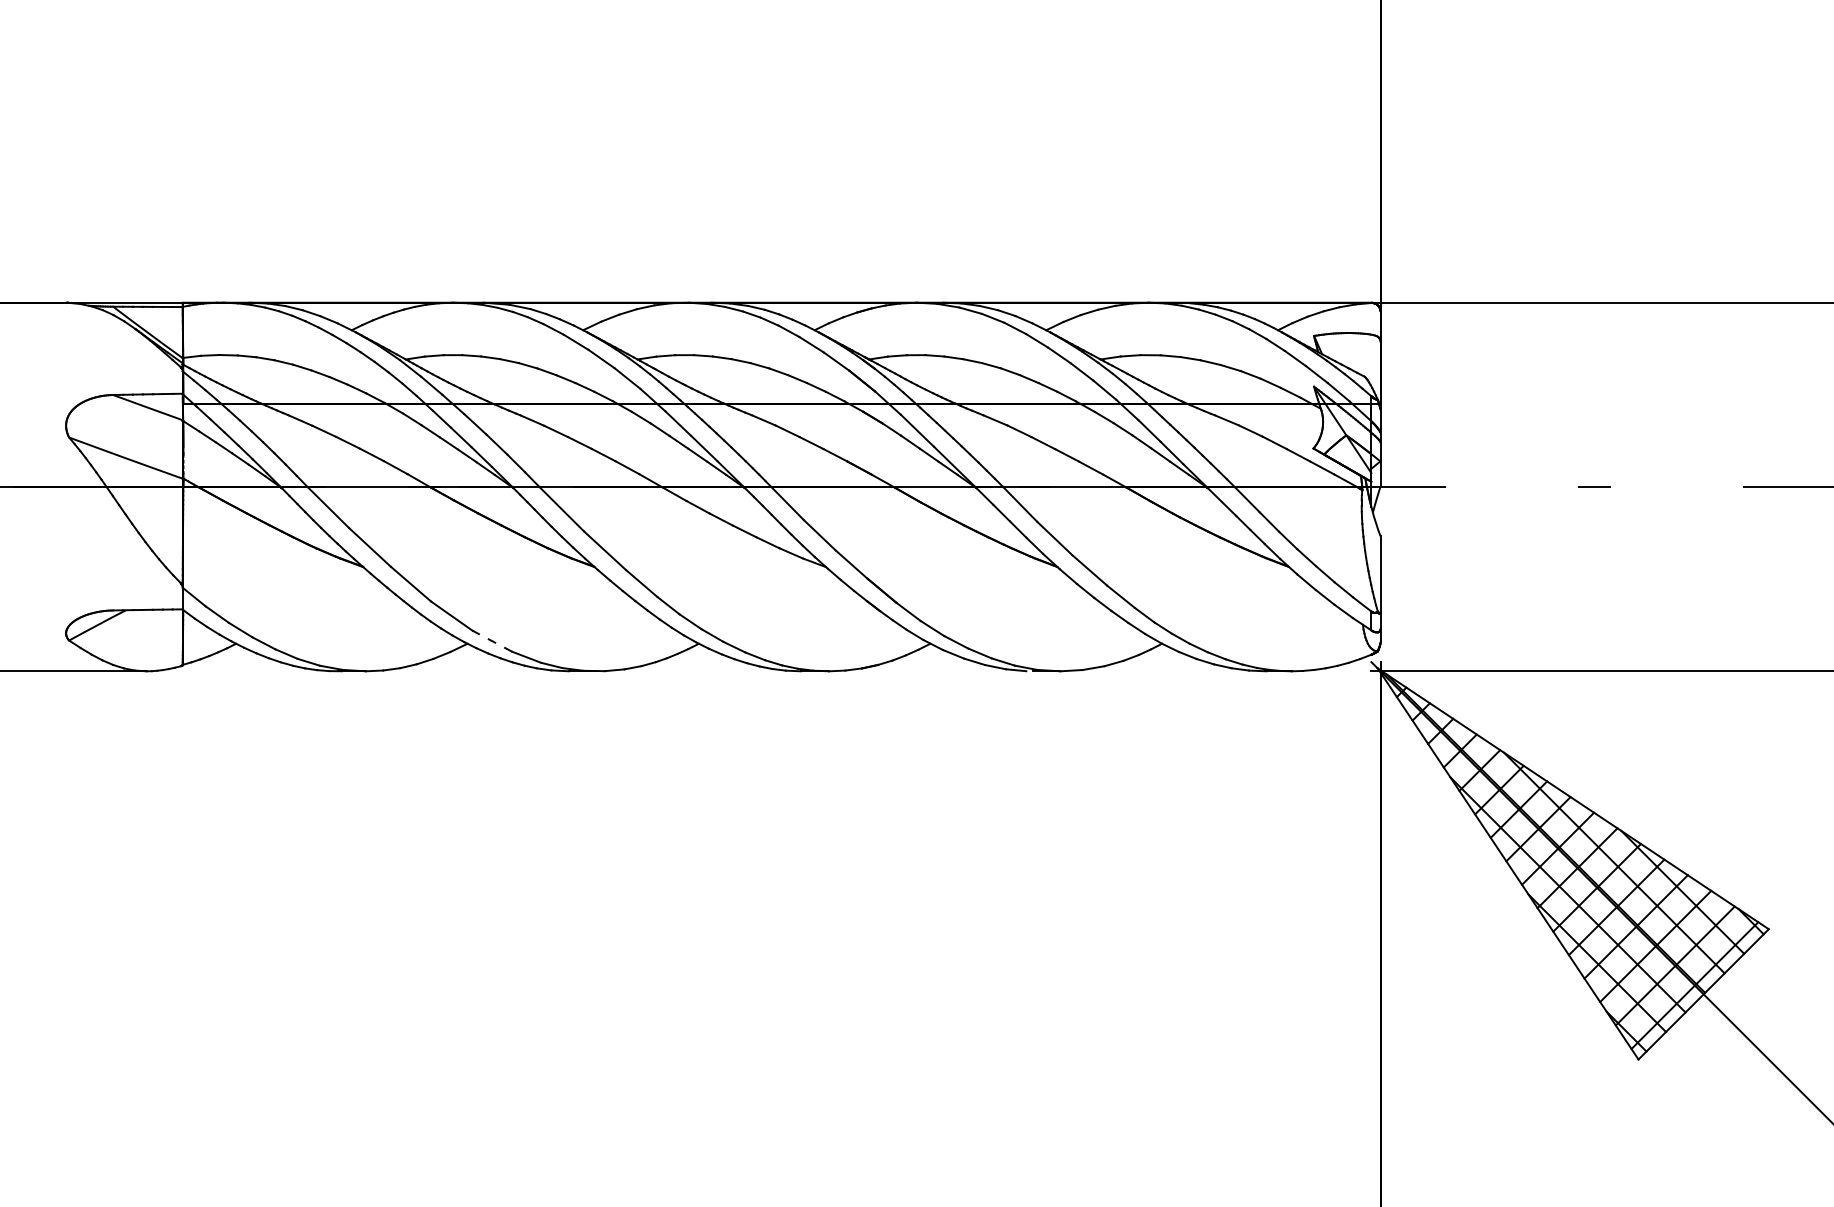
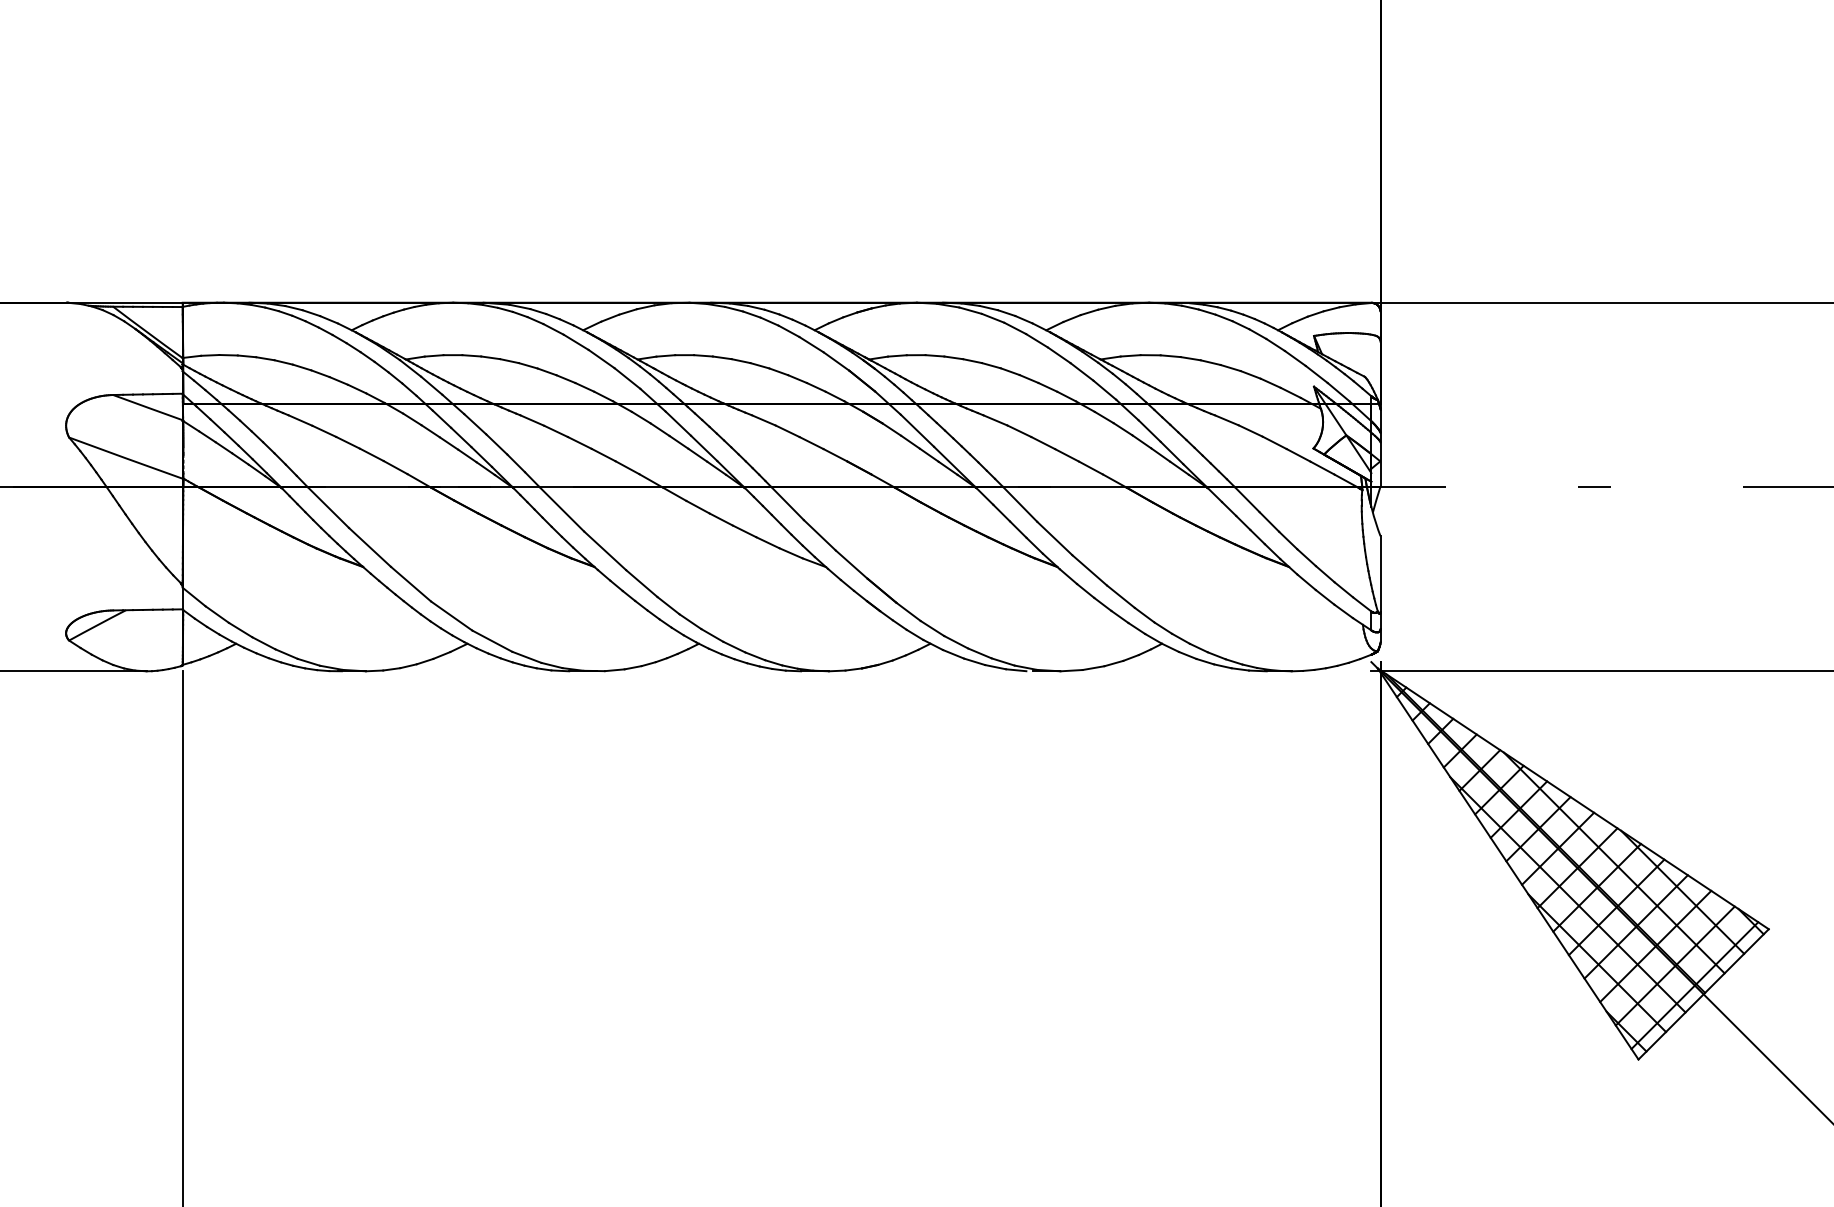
line: dashed -> solid (492, 641)
line: none -> present (182, 937)
